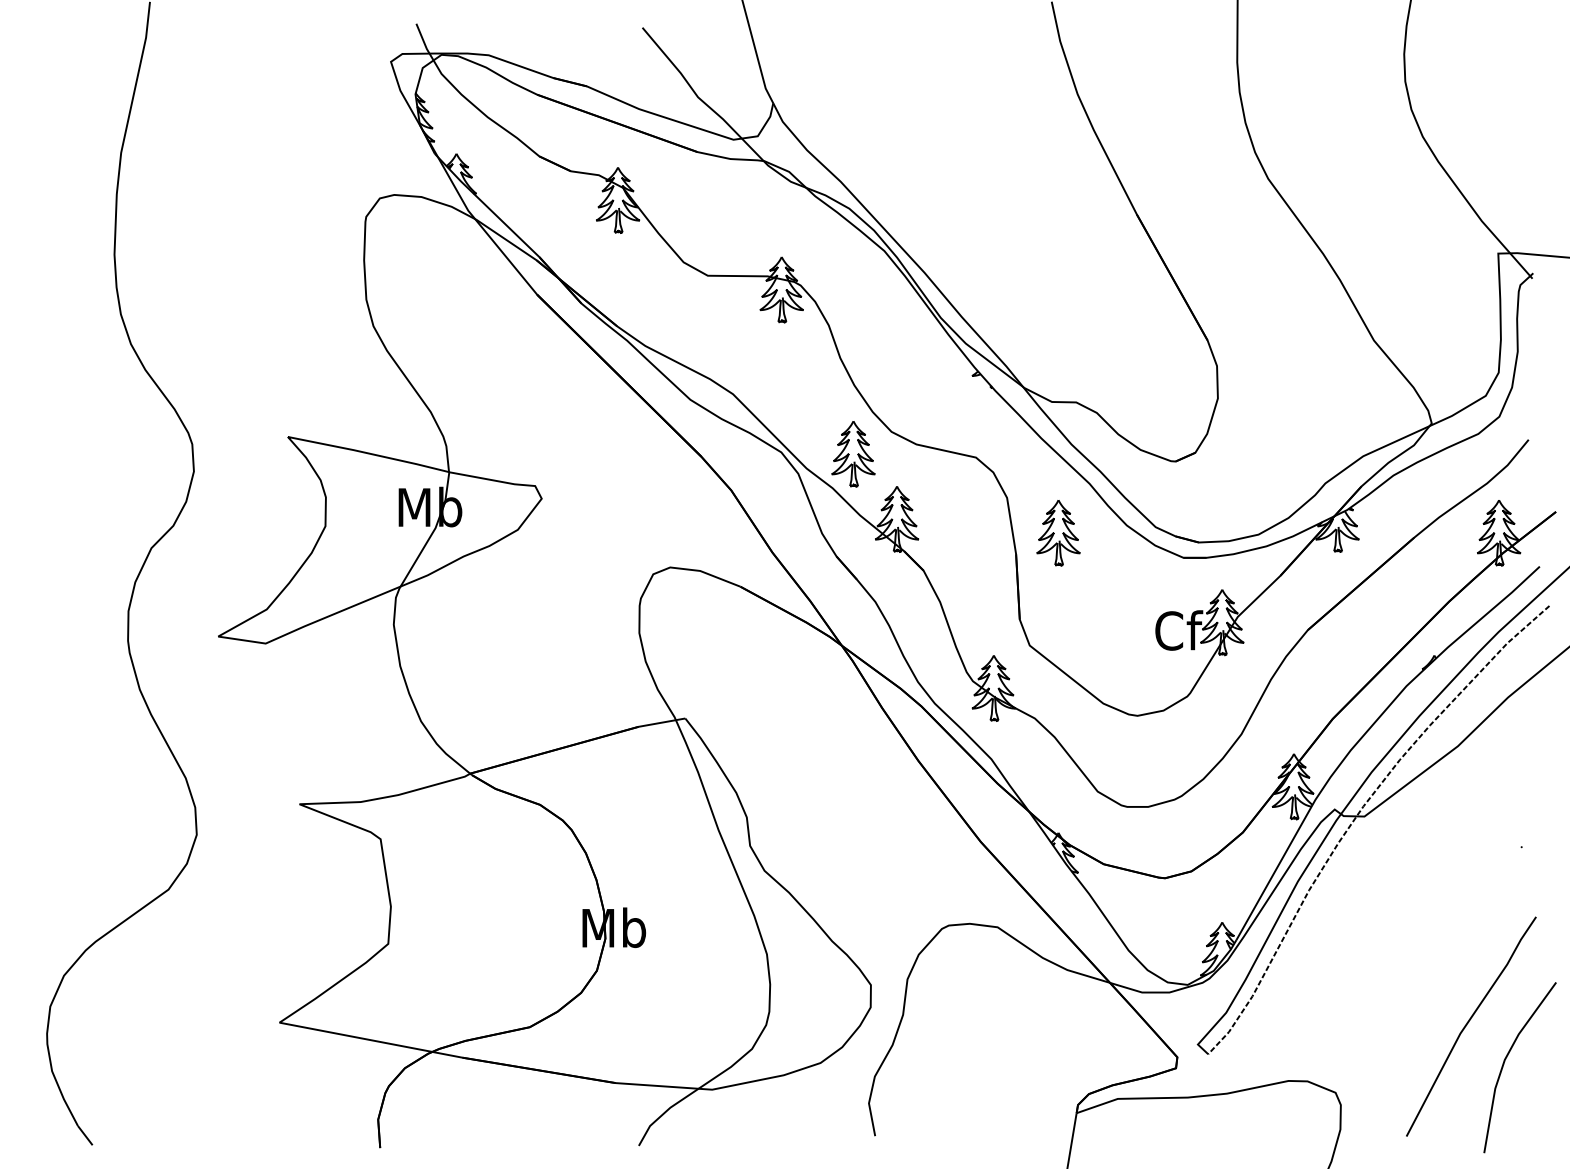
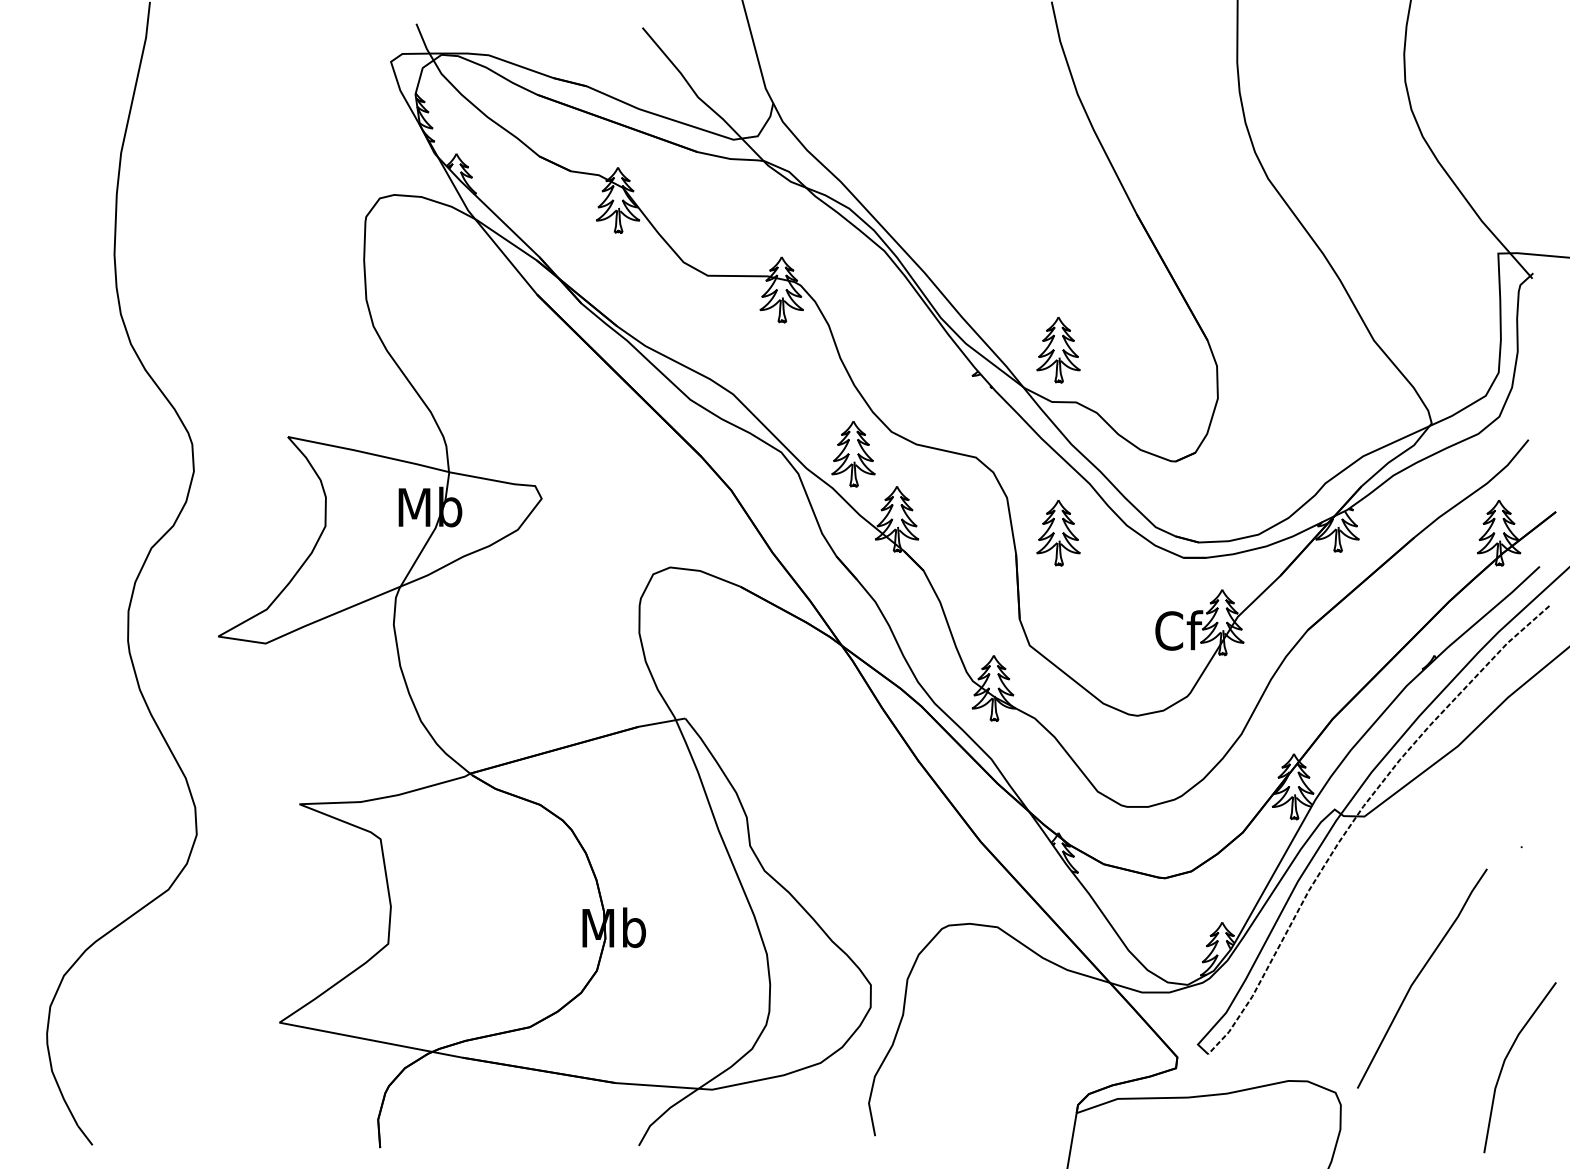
part: none -> present (1058, 350)
line position: (1467, 1025) -> (1418, 977) (1418, 977)
